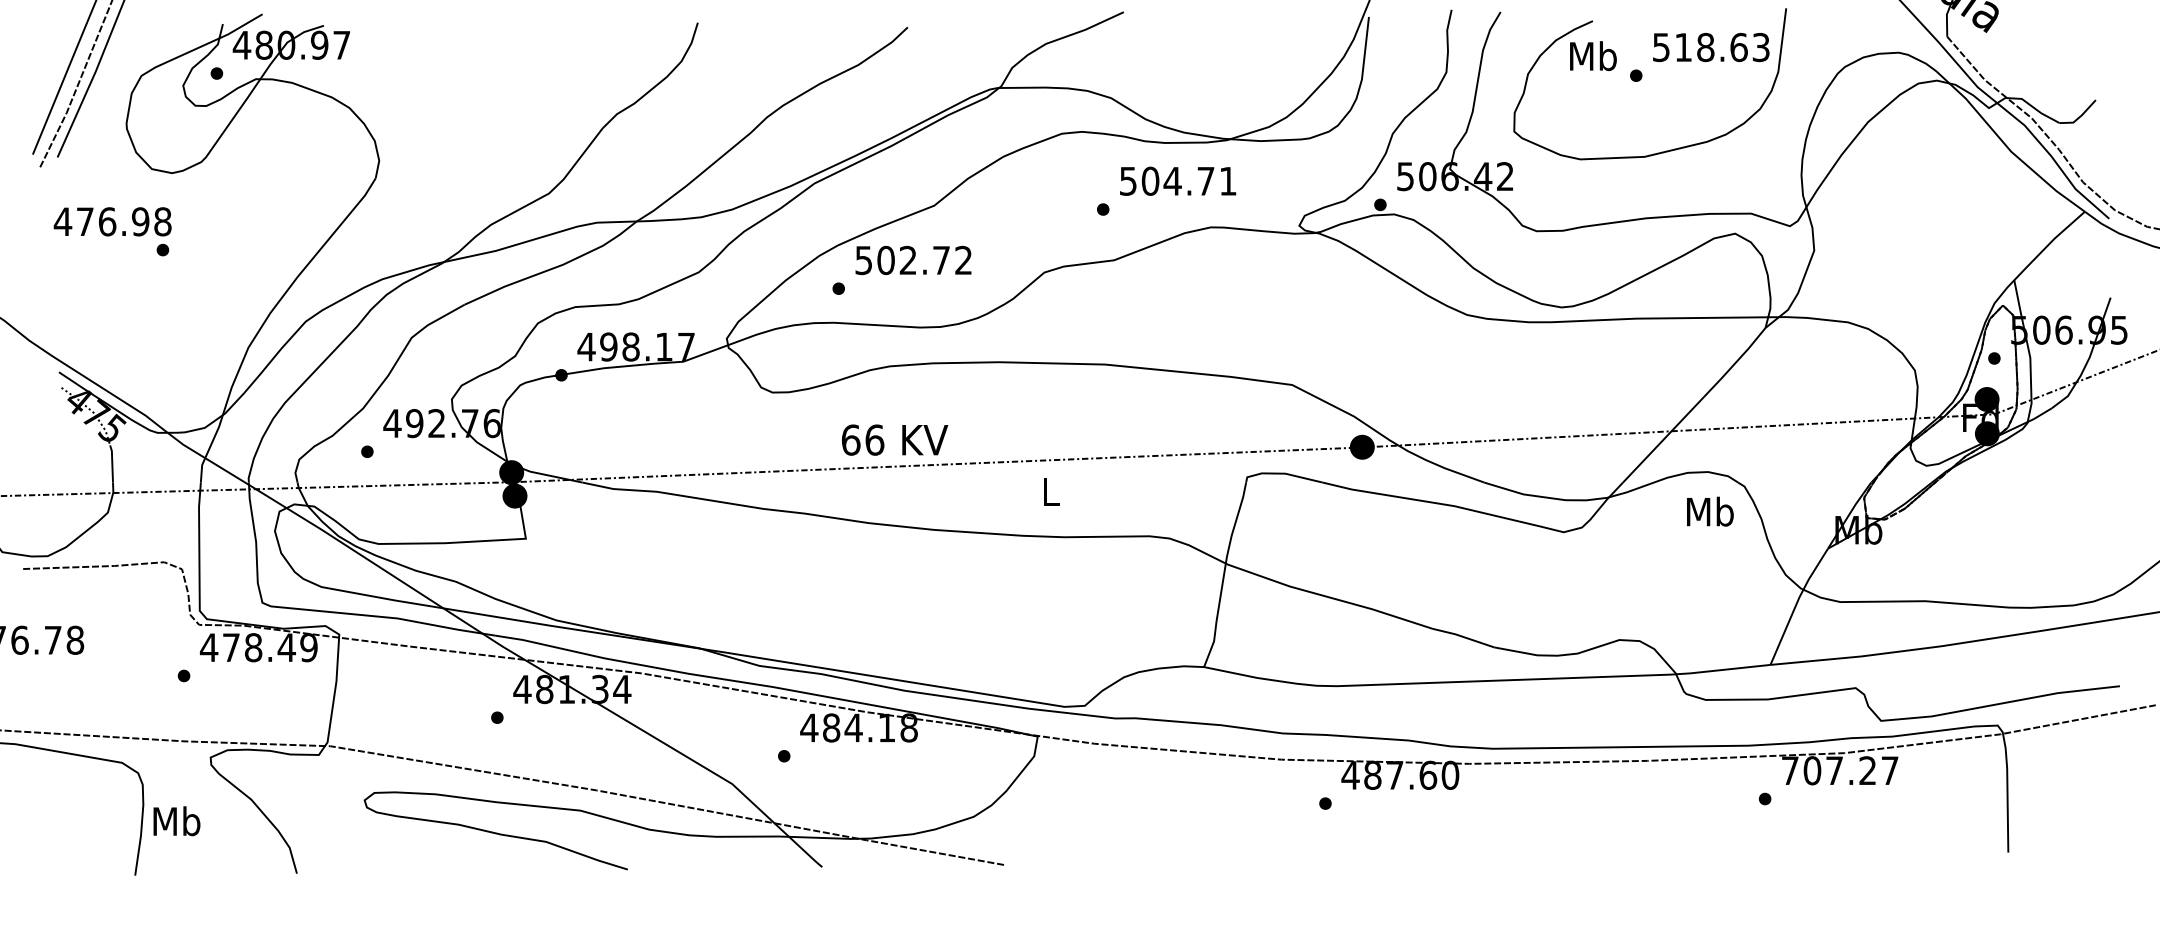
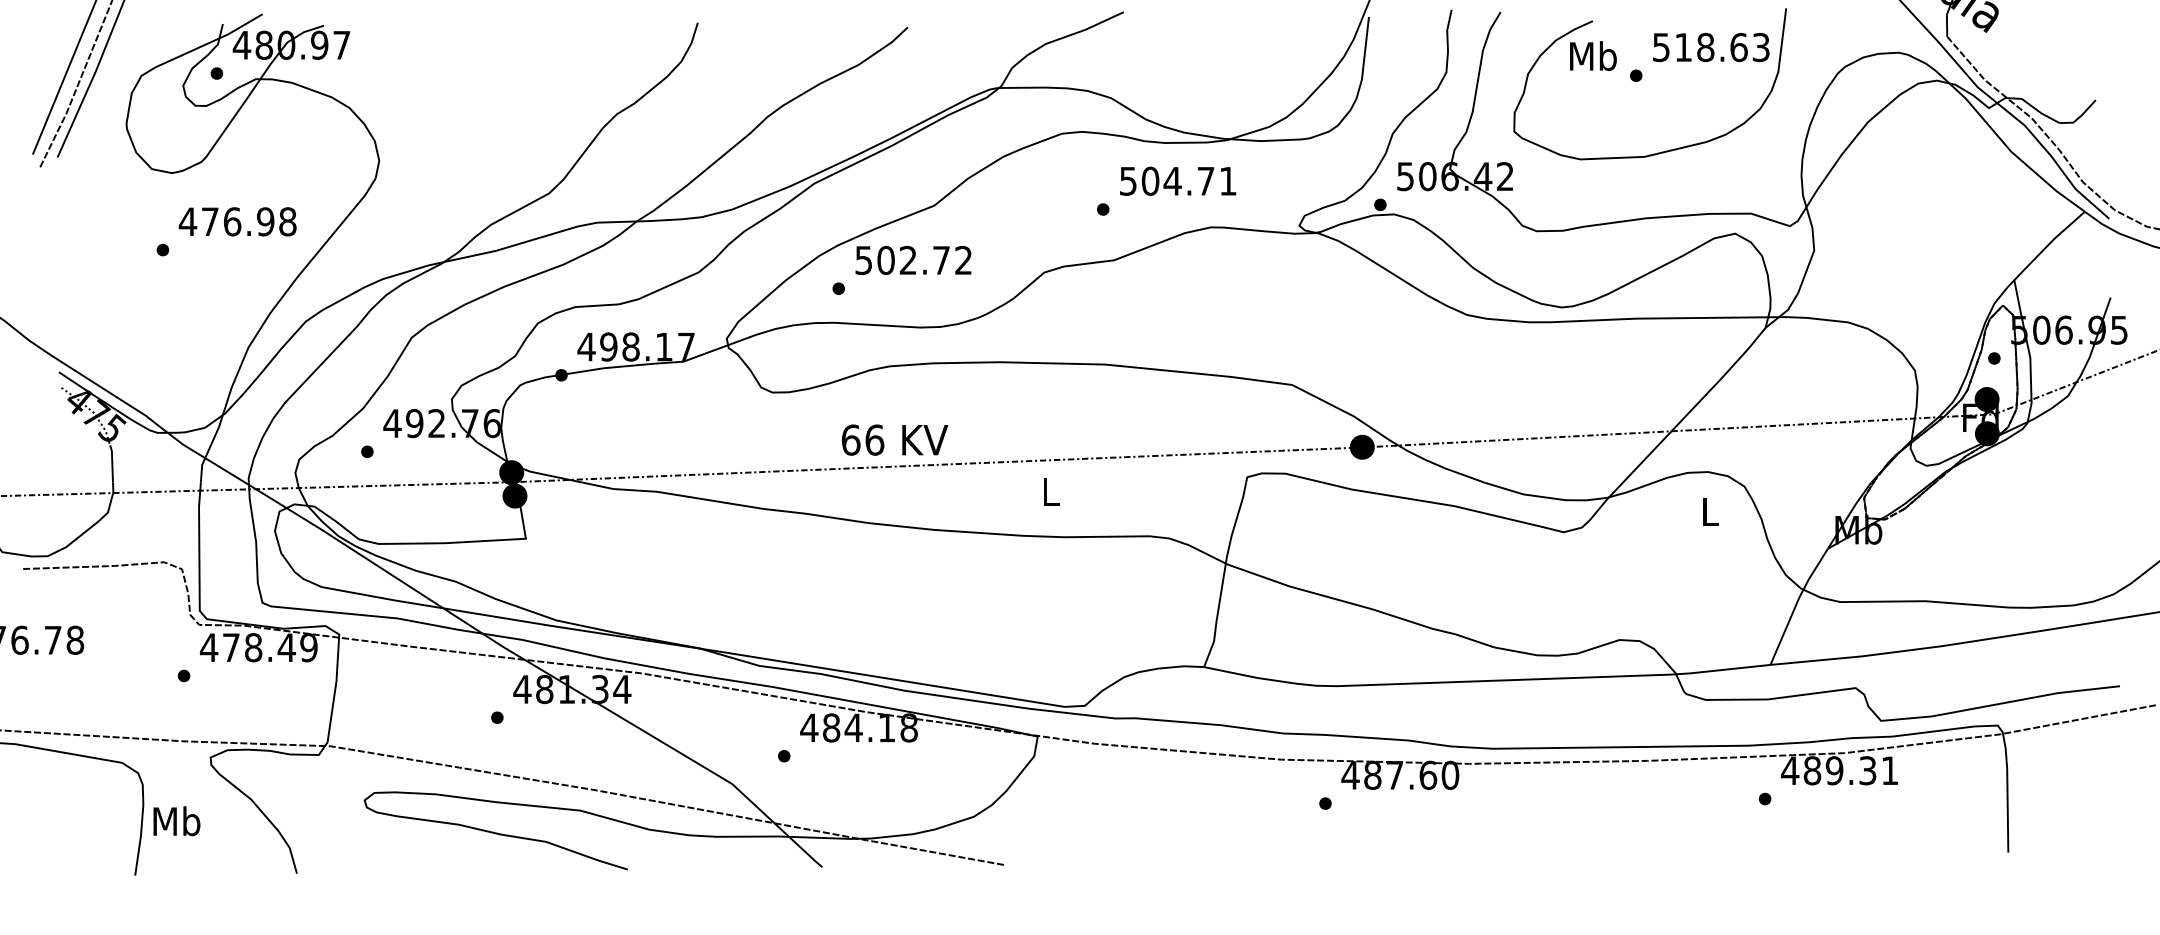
text position: (112, 221) -> (237, 221) (237, 221)
text: Mb -> L (1710, 511)
text: 707.27 -> 489.31 (1839, 770)
